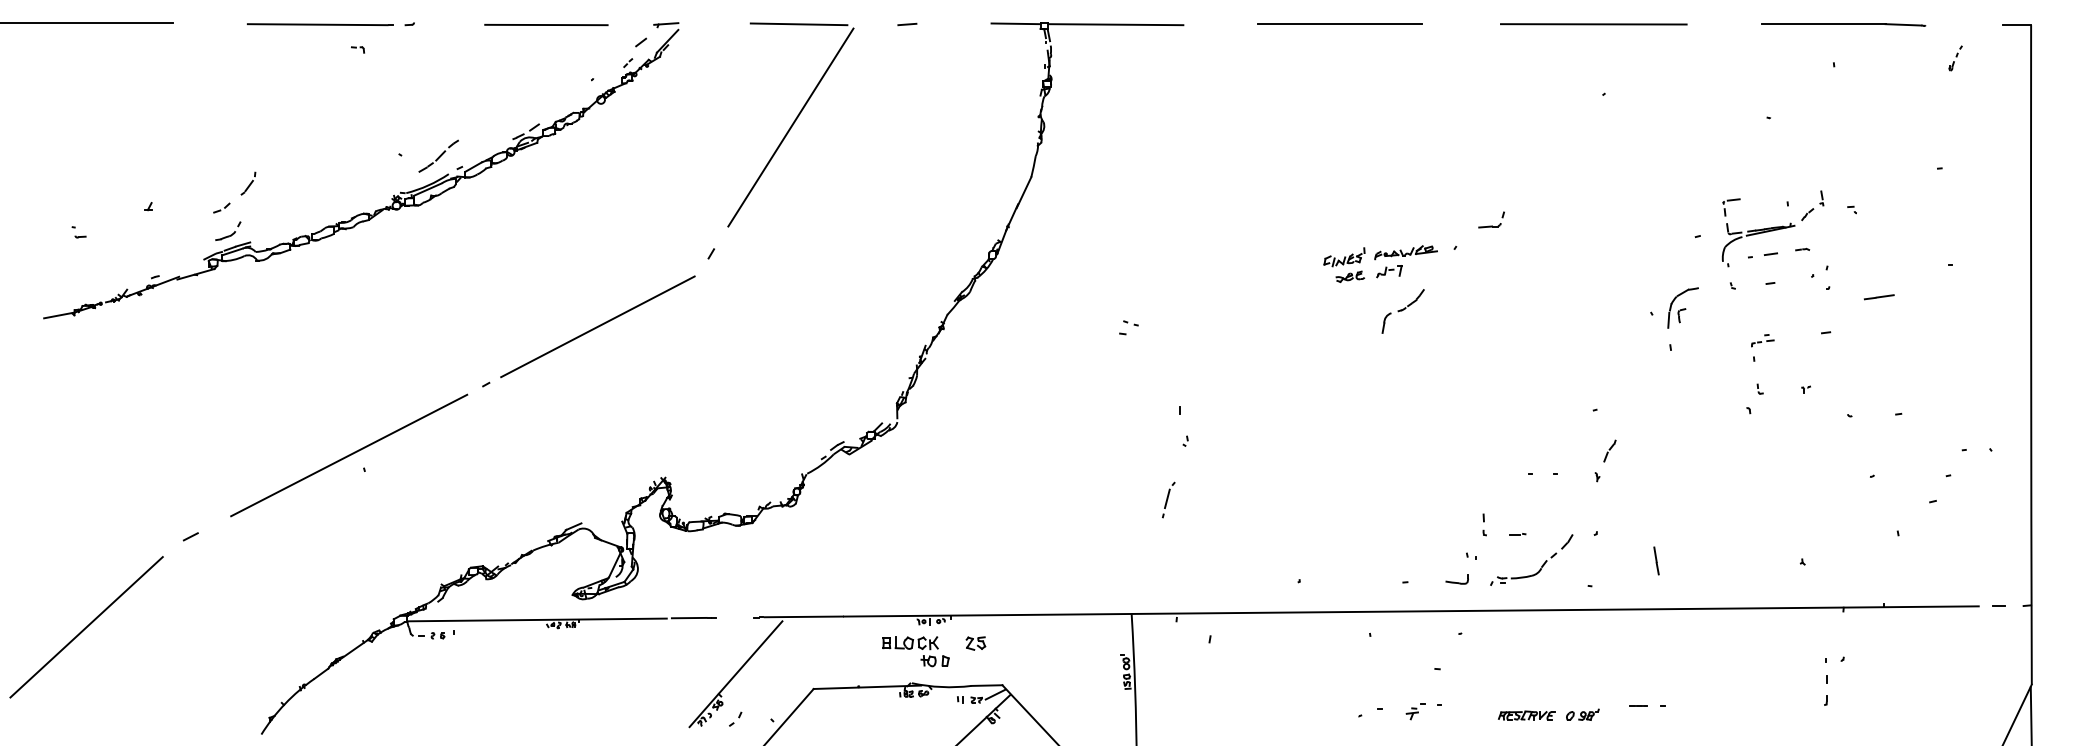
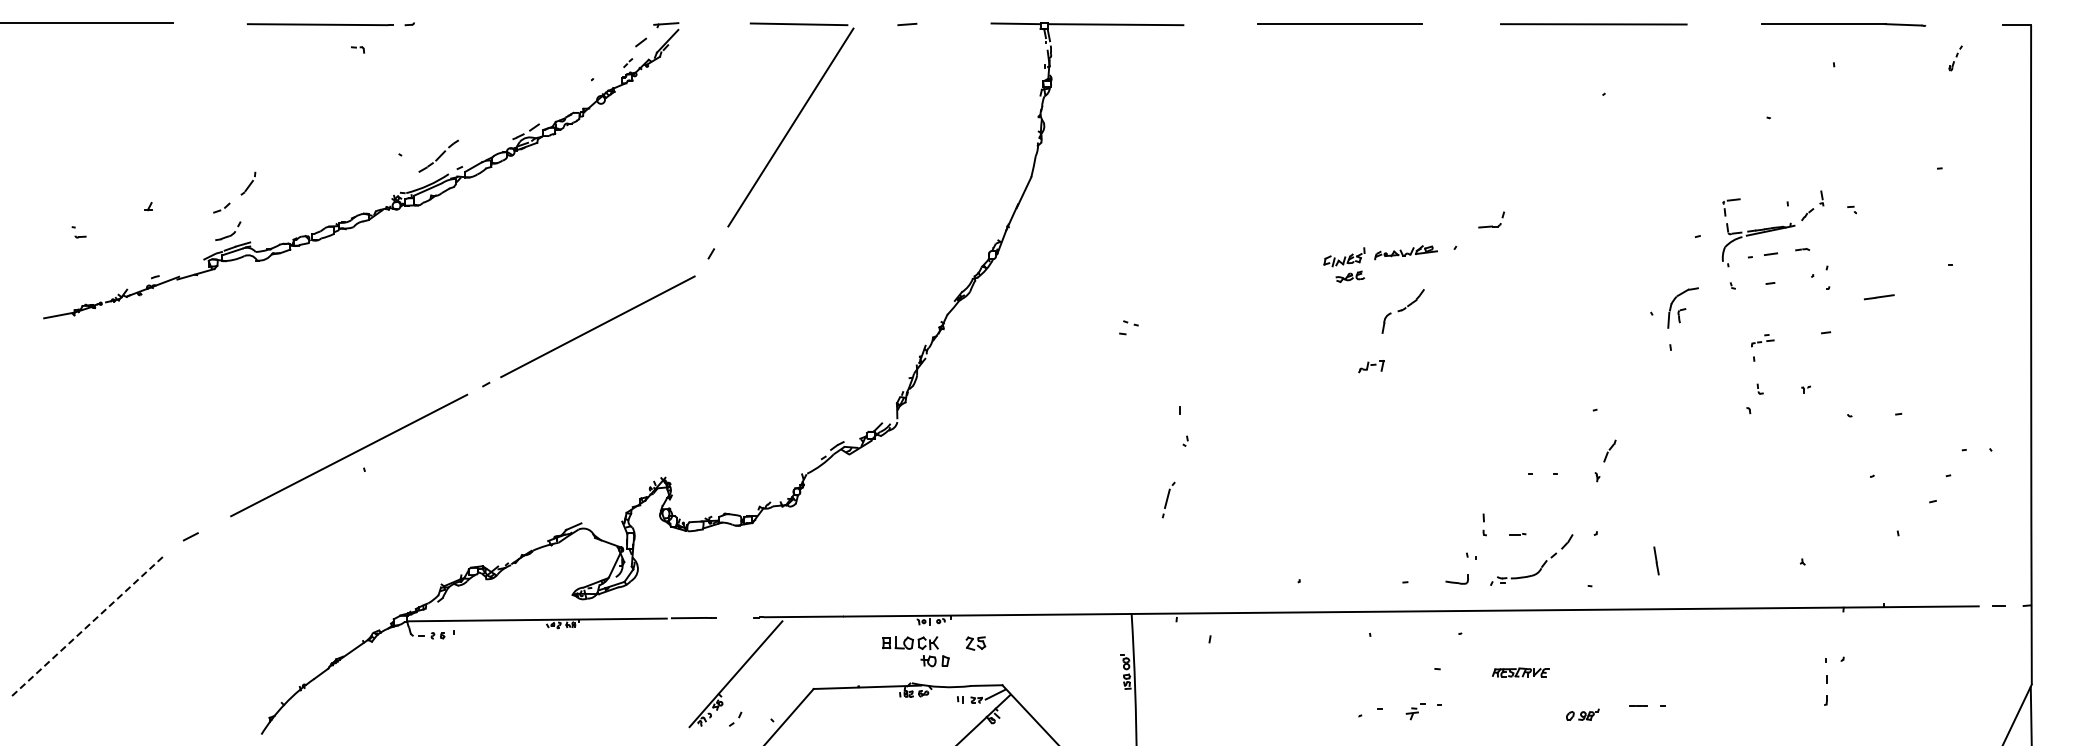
line: present -> none (546, 24)
part position: (1389, 271) -> (1371, 366) (1371, 366)
line: solid -> dashed (86, 627)
part position: (1526, 715) -> (1520, 672) (1520, 672)
